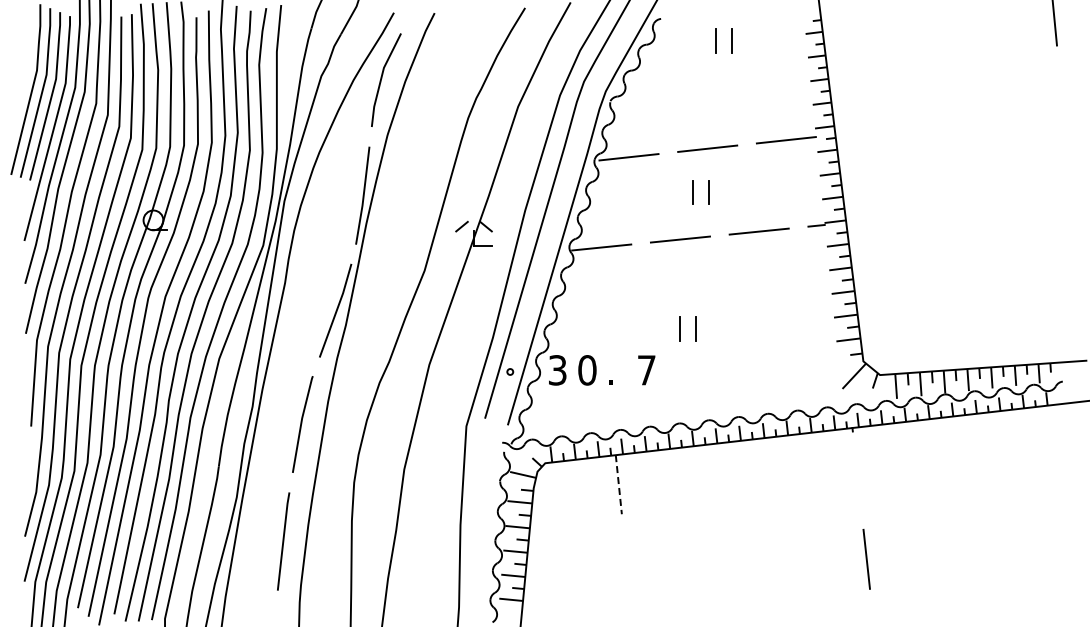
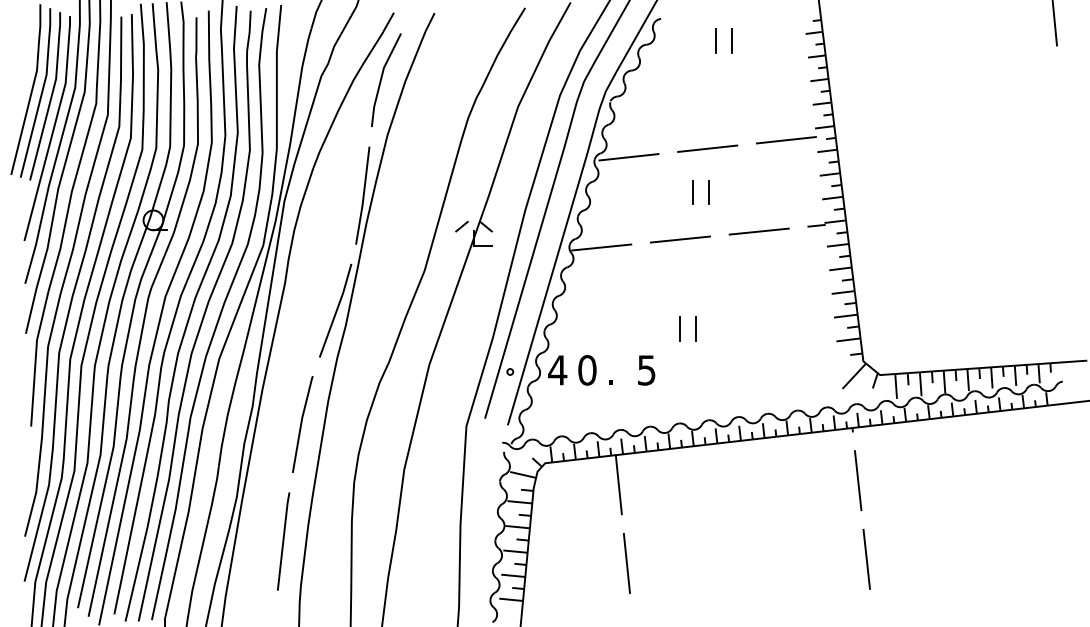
text: 3 -> 4 (557, 370)
text: 7 -> 5 (646, 370)
line: none -> present (857, 480)
line: dashed -> solid (618, 484)
line: none -> present (626, 562)
